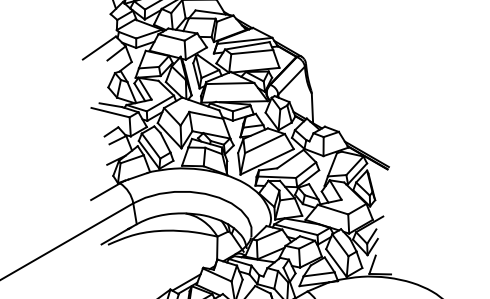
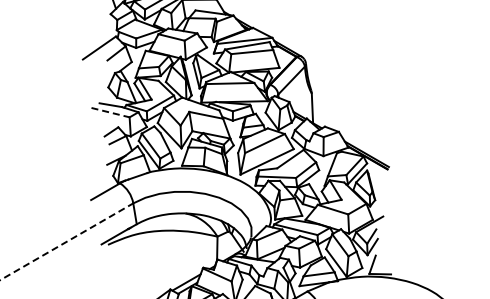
line: solid -> dashed (110, 112)
line: solid -> dashed (67, 241)
